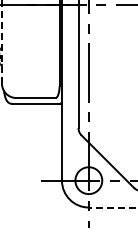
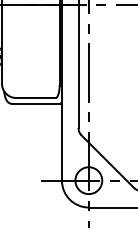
line: dashed -> solid (1, 41)
line: dashed -> solid (112, 207)
